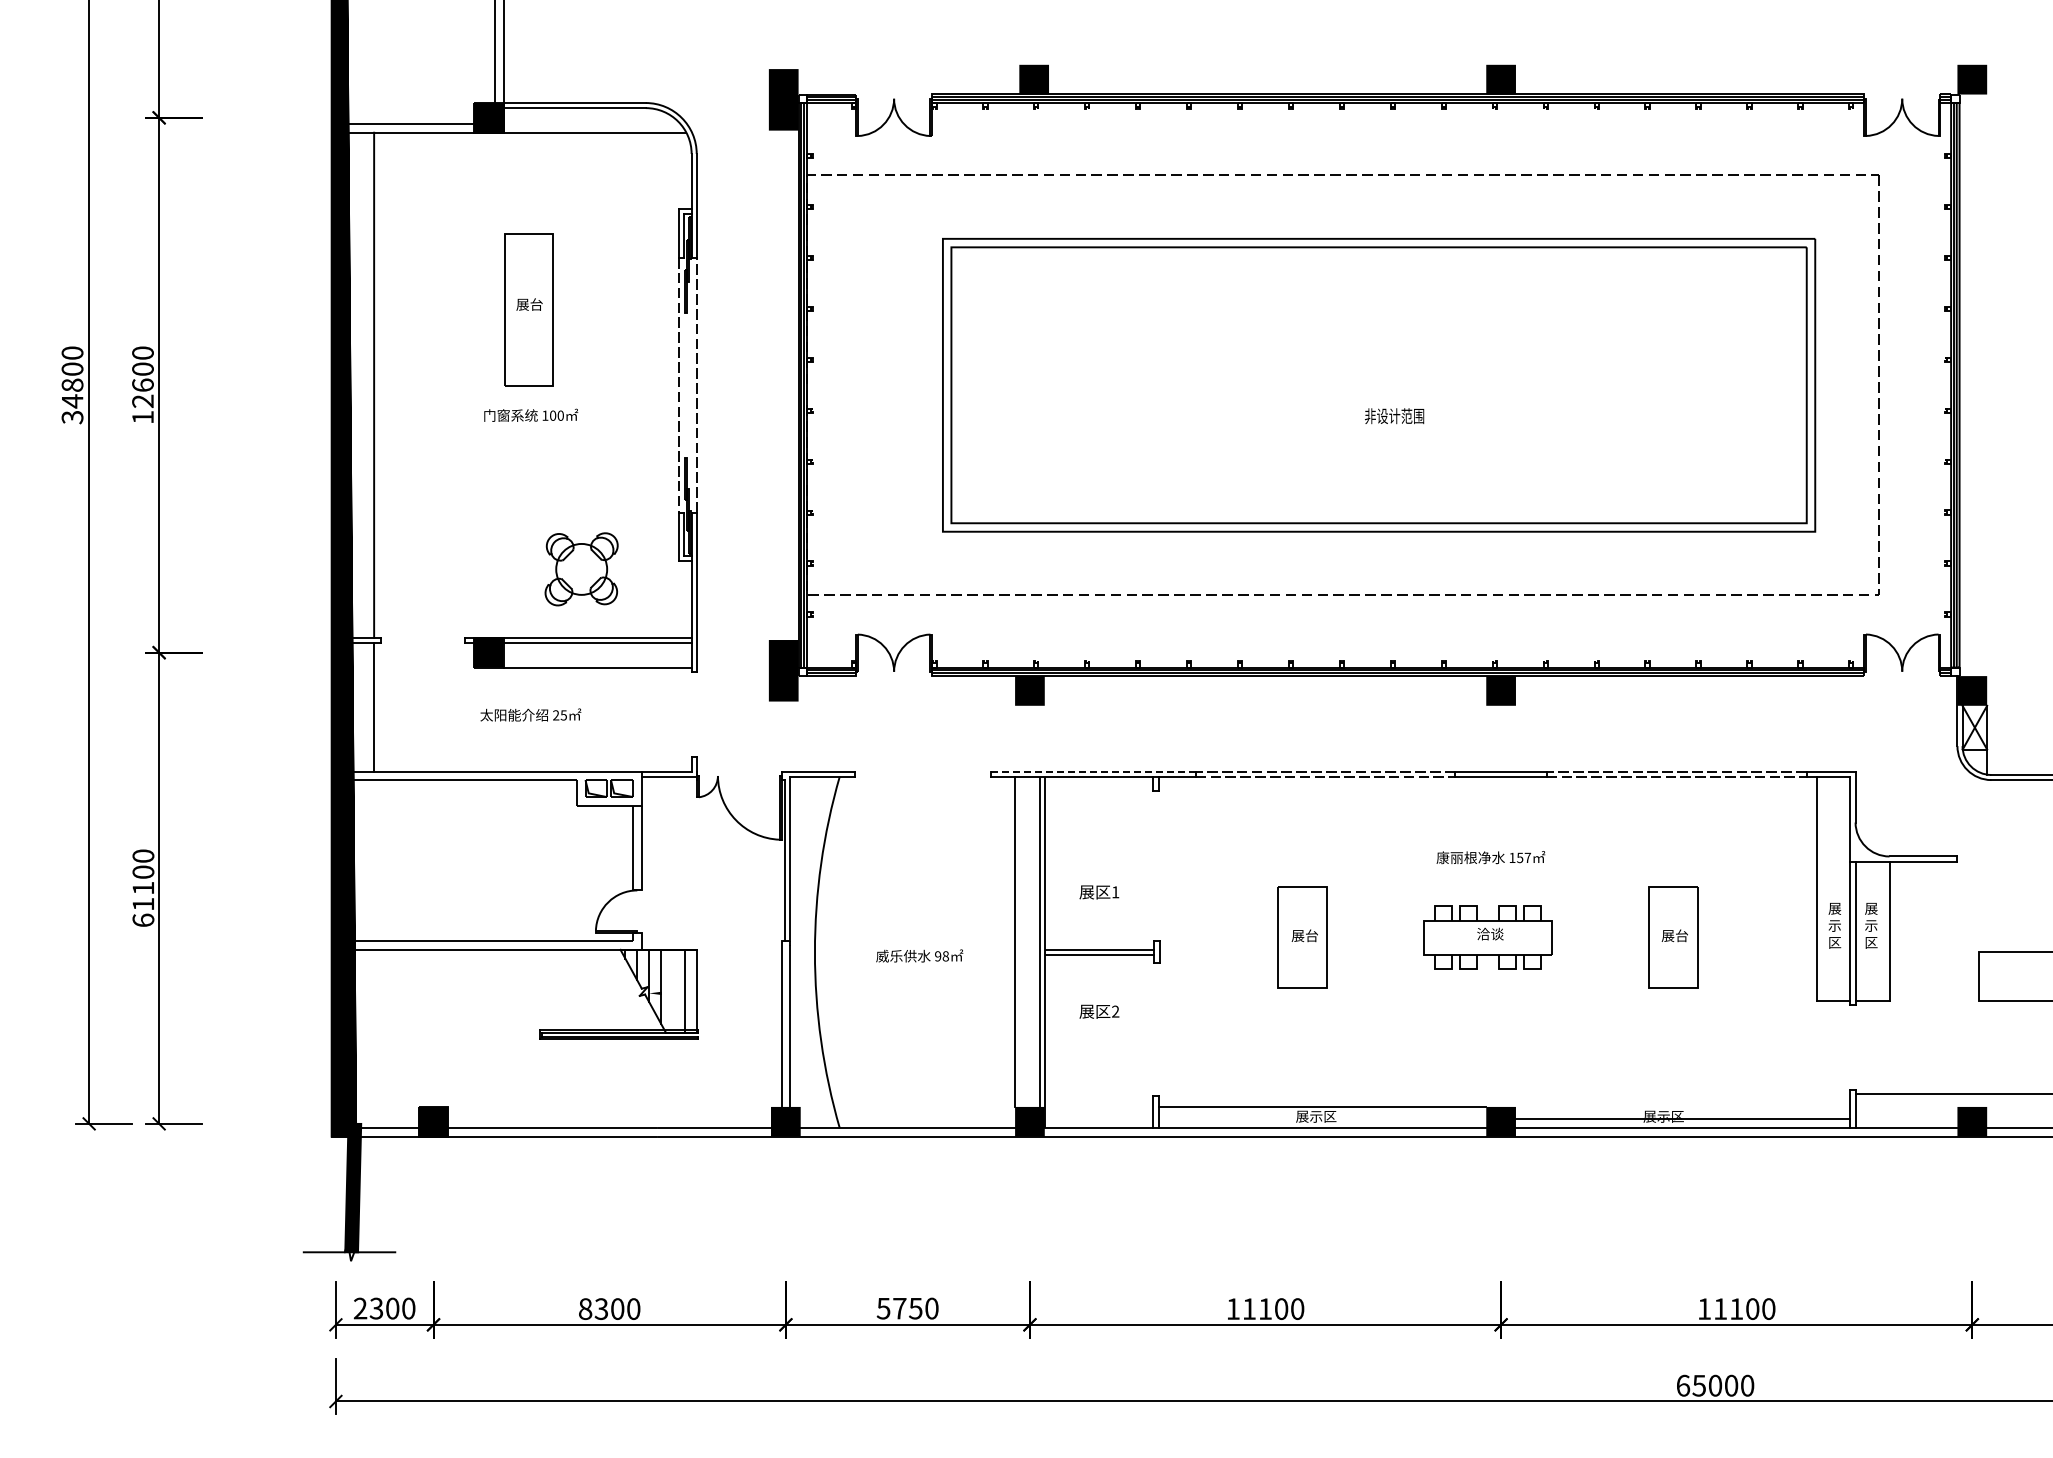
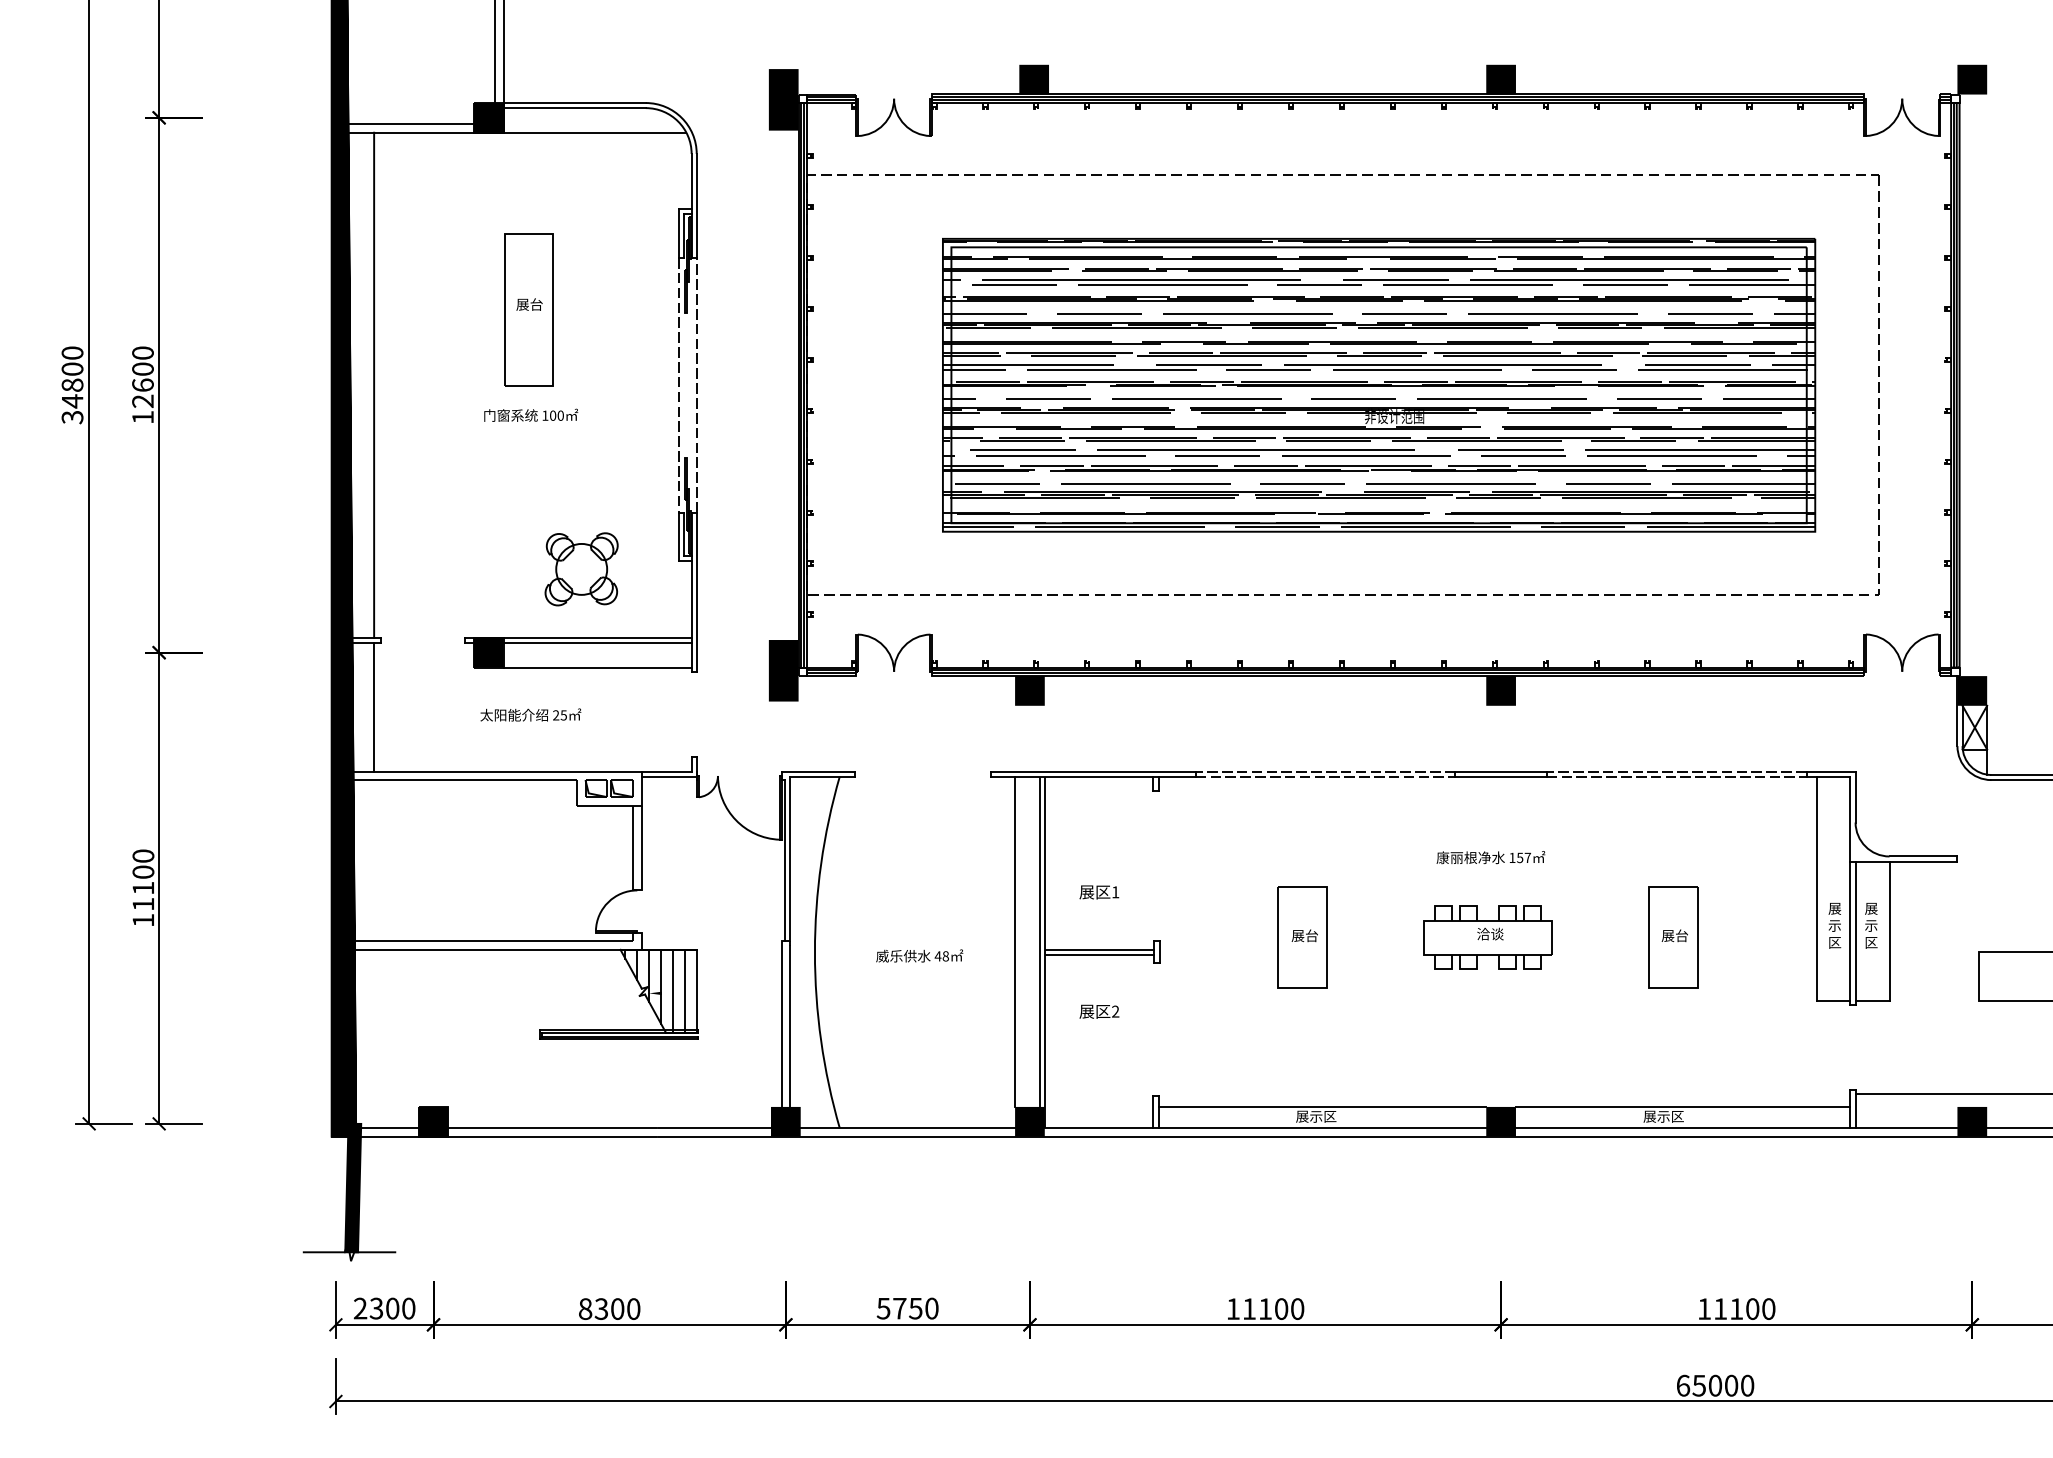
hatch: none -> present (1378, 383)
line: dashed -> solid (1094, 771)
text: 61100 -> 11100 (143, 919)
text: 98 -> 48 (937, 956)
line: none -> present (672, 990)
line position: (1682, 1118) -> (1682, 1106) (1682, 1106)
